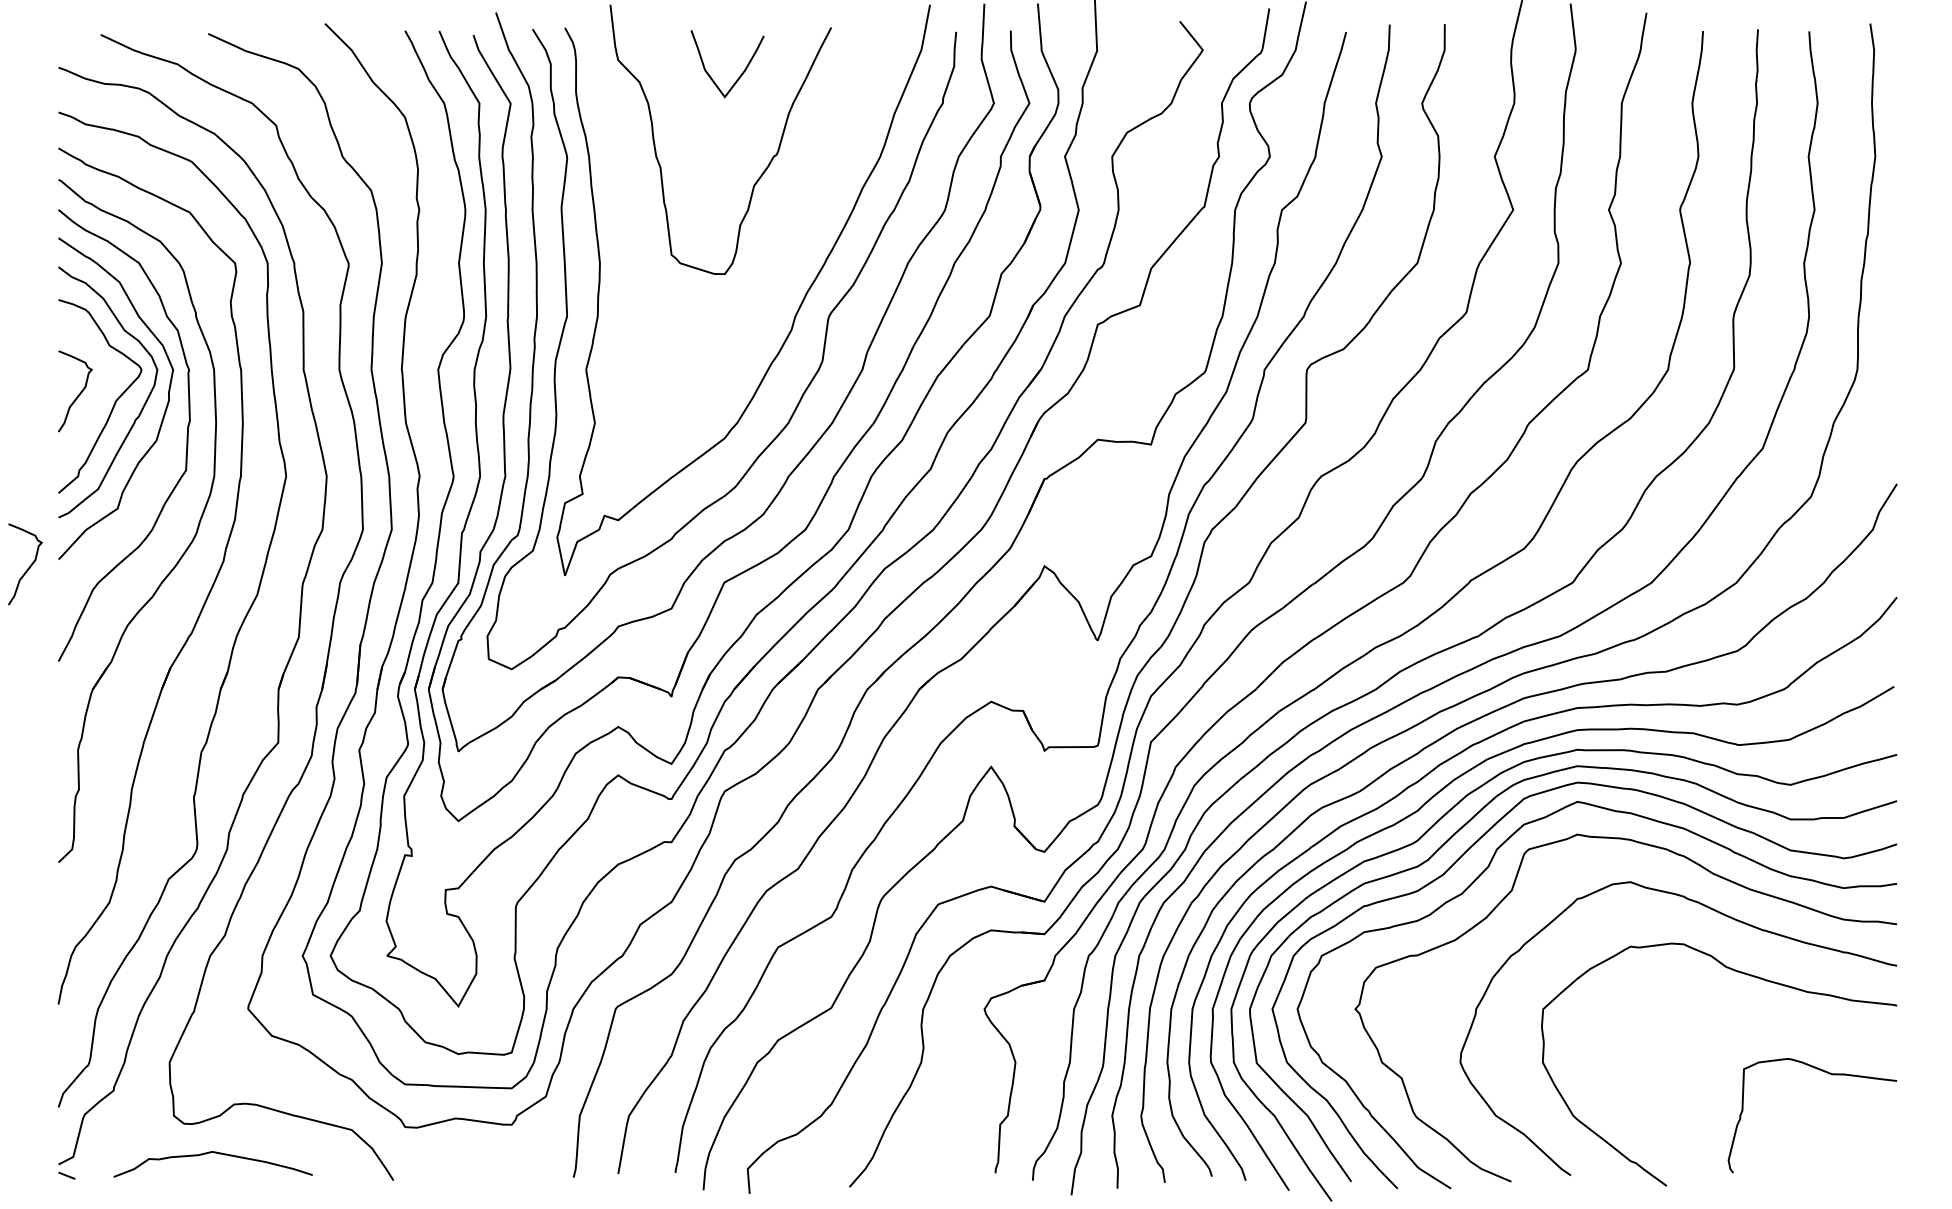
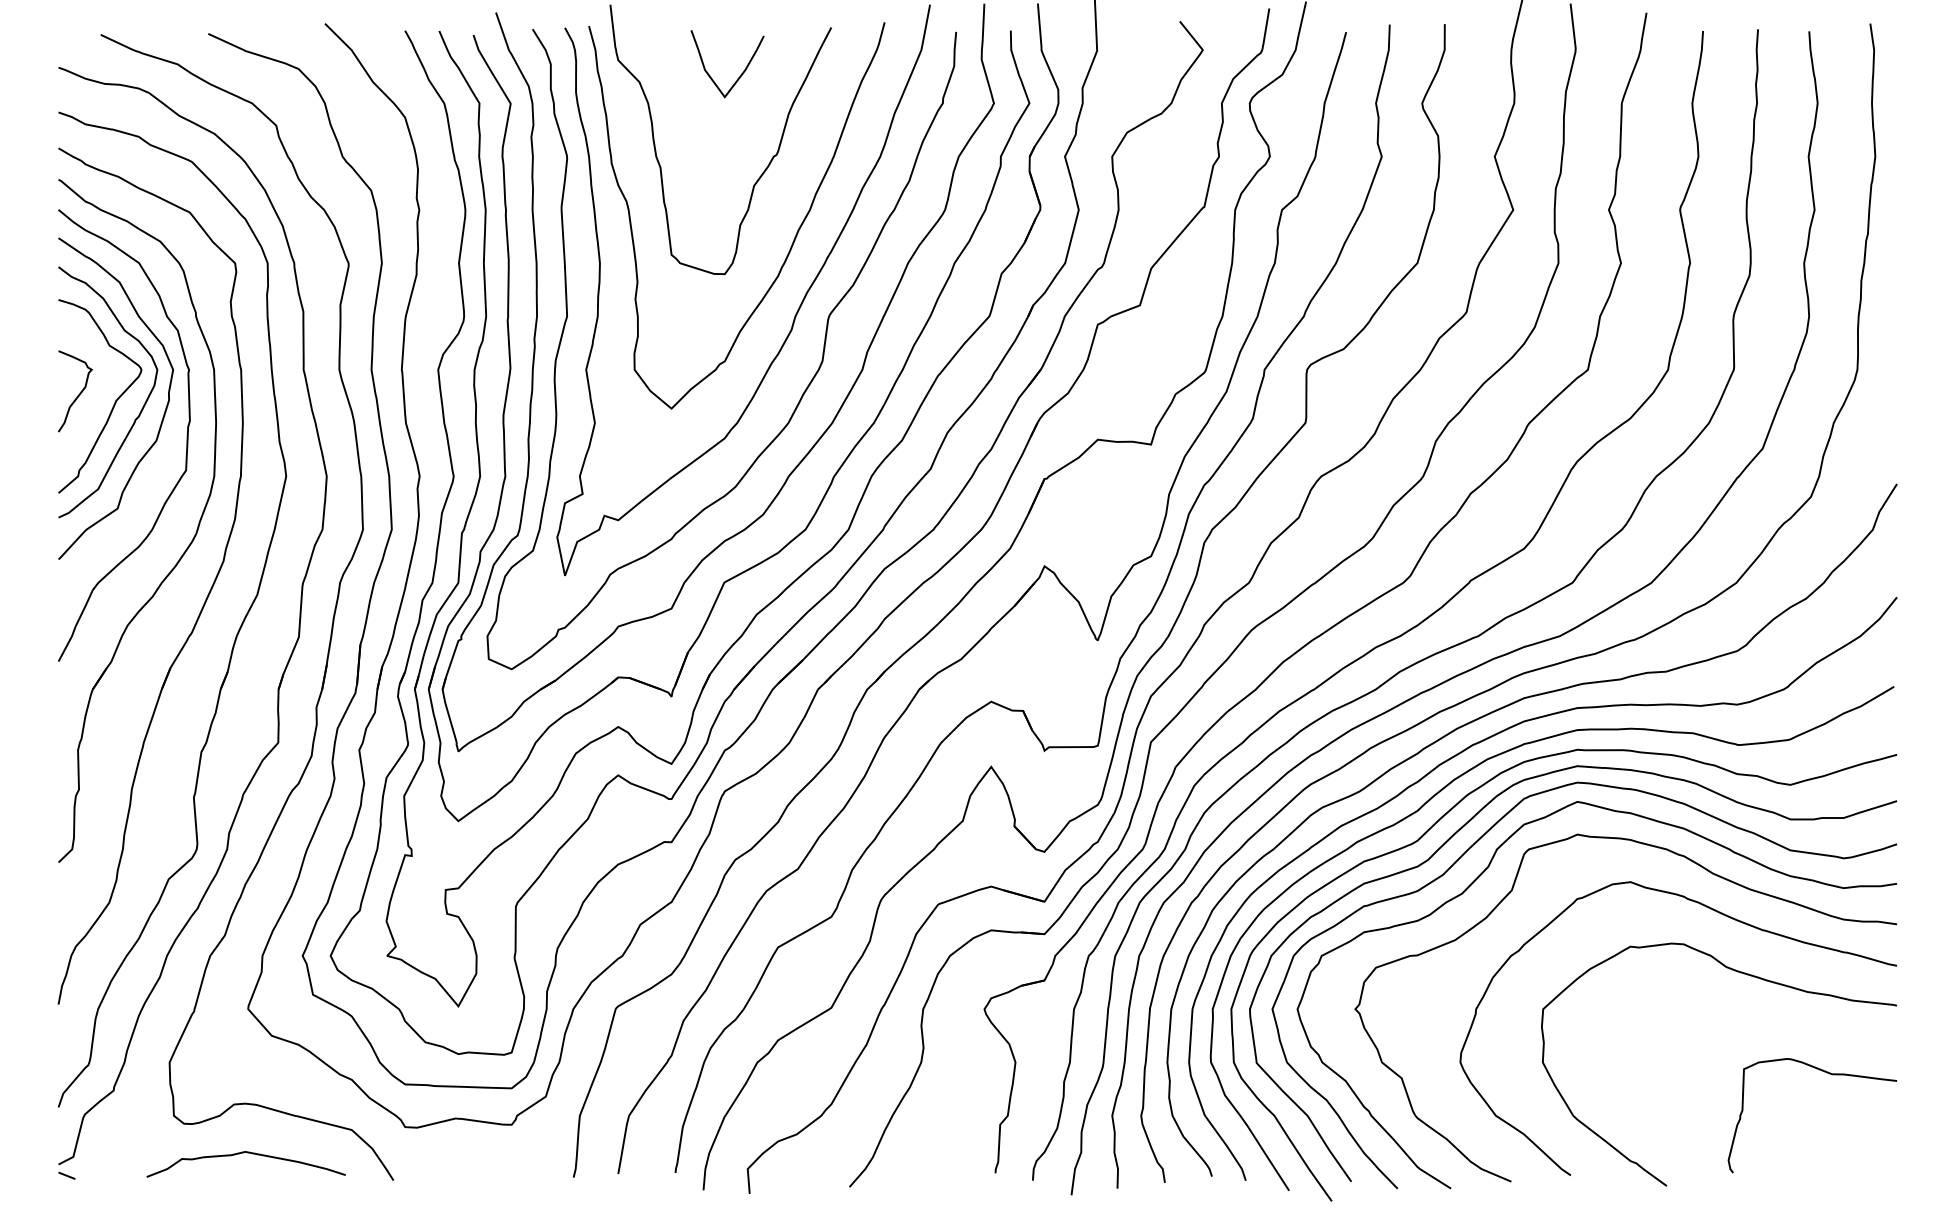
curve: none -> present (793, 239)
curve: present -> none (28, 567)
curve position: (210, 1153) -> (243, 1153) (243, 1153)
